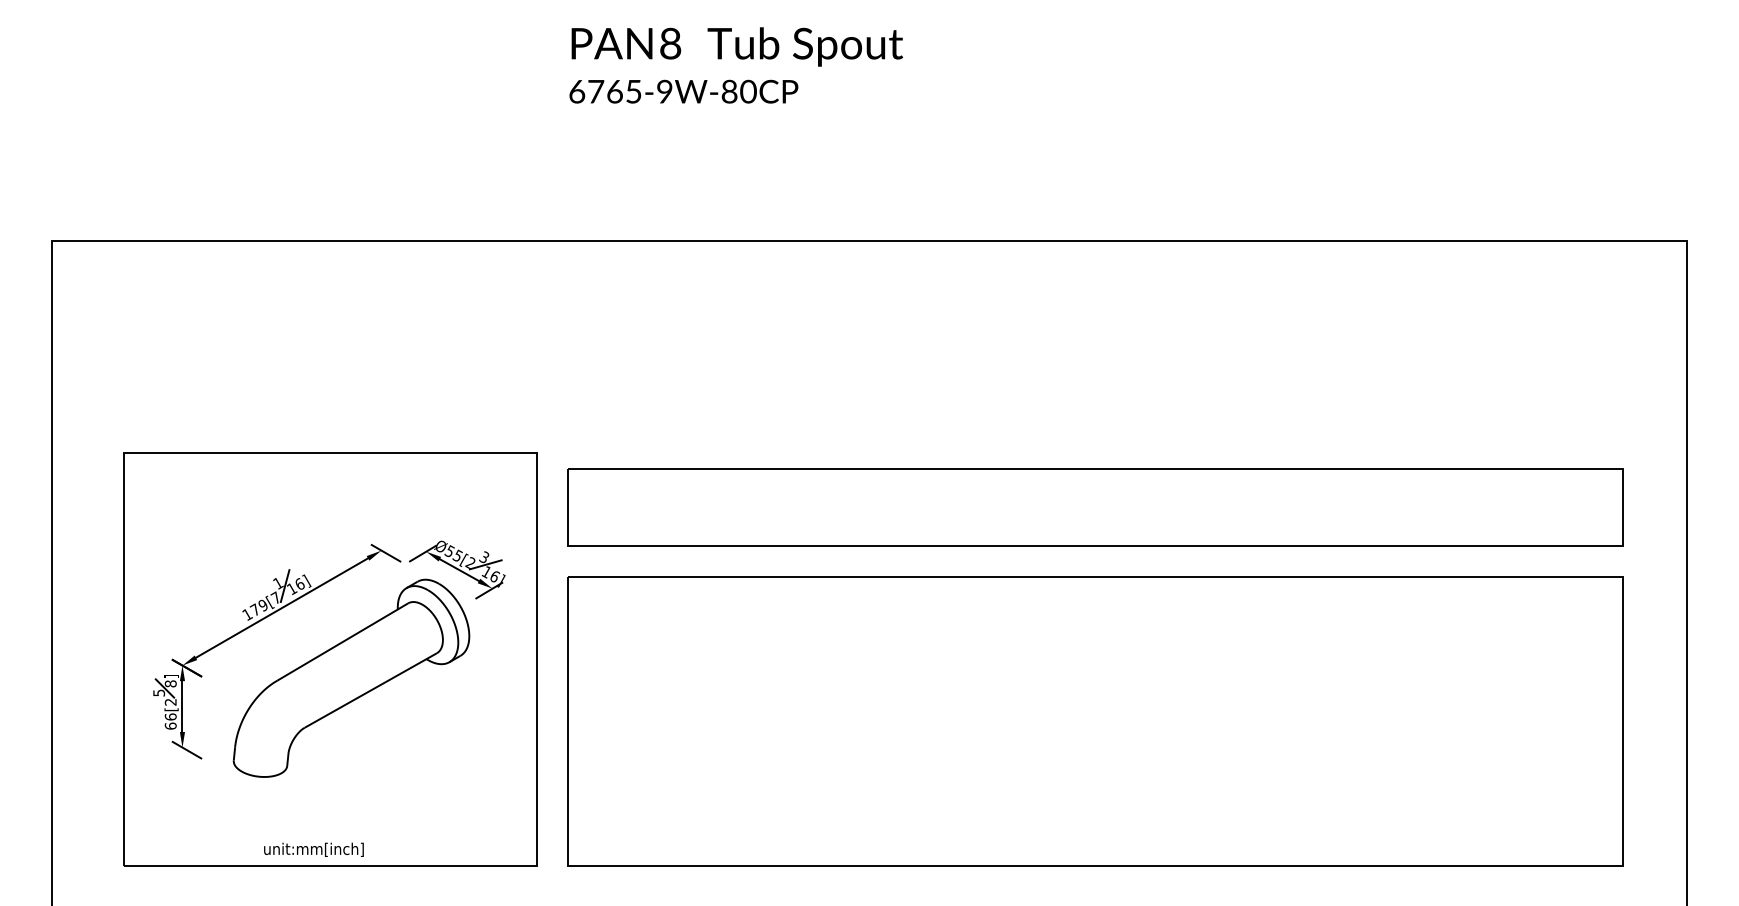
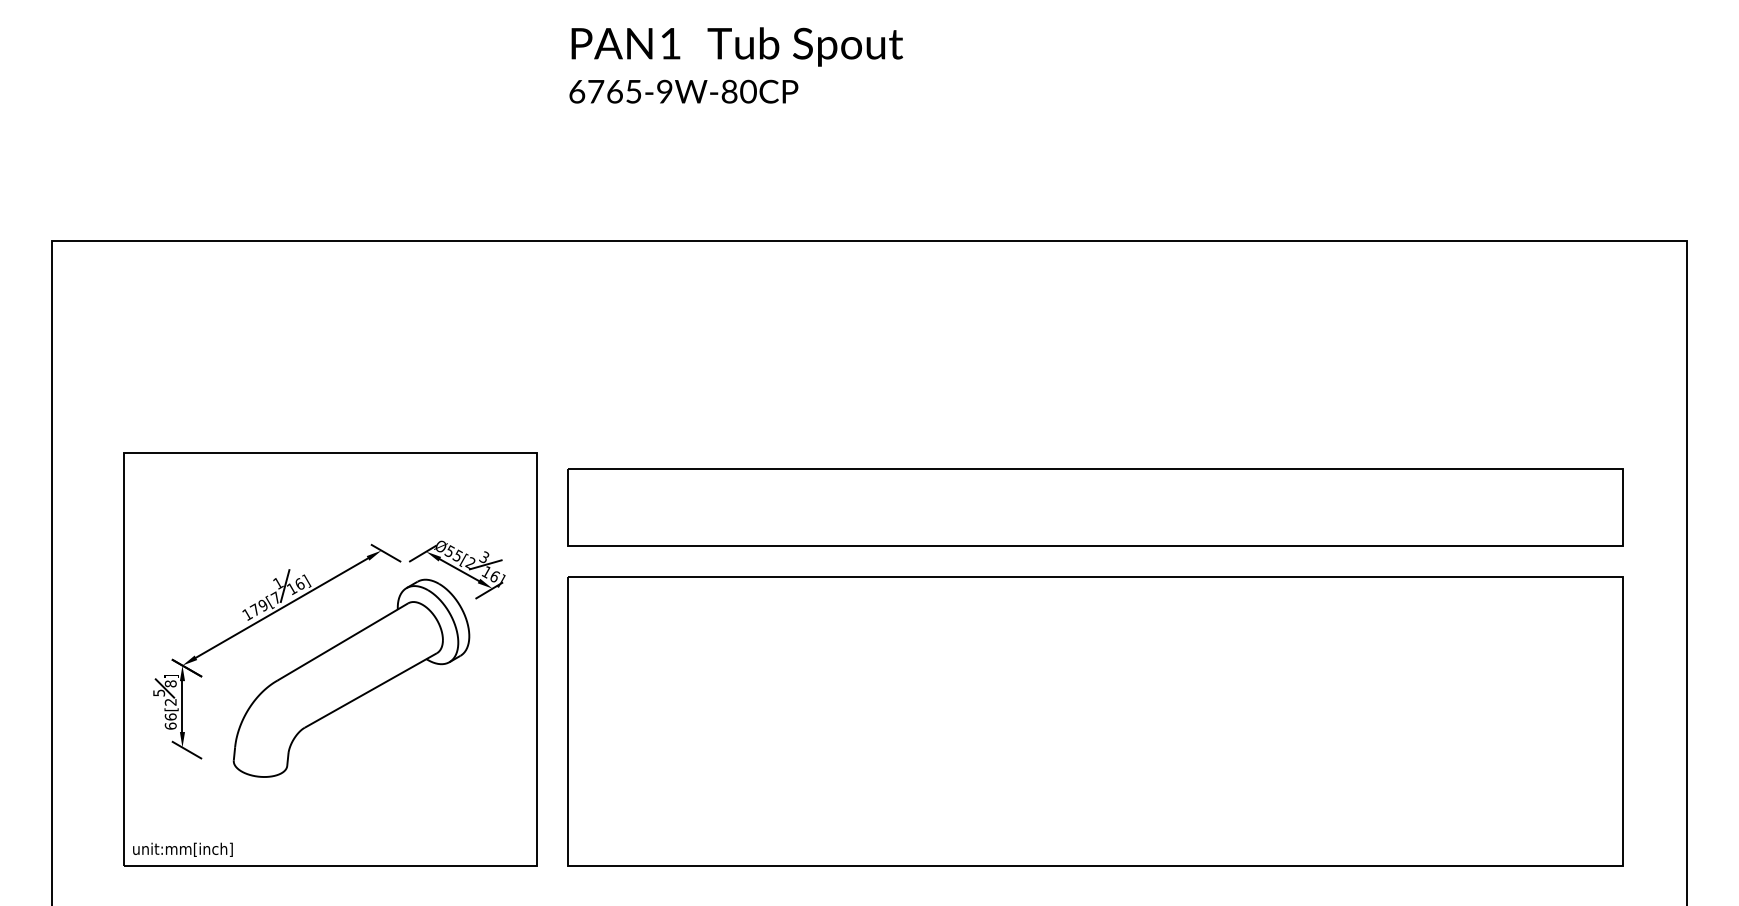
text: 8 -> 1 (670, 43)
text position: (313, 849) -> (182, 849) (182, 849)
